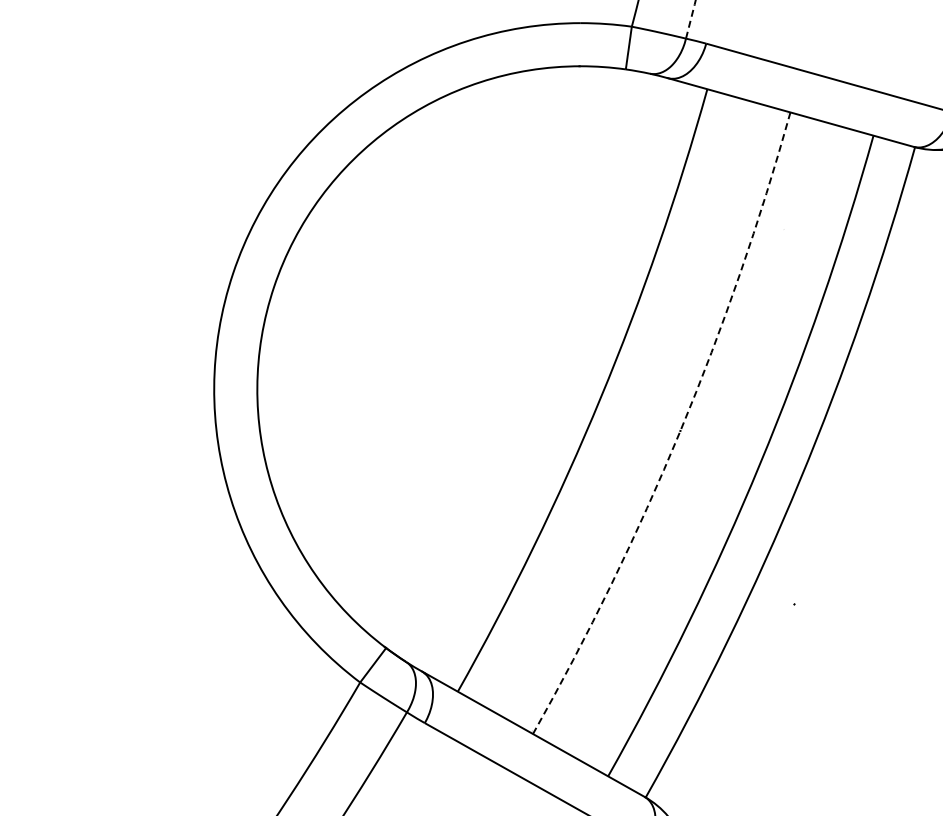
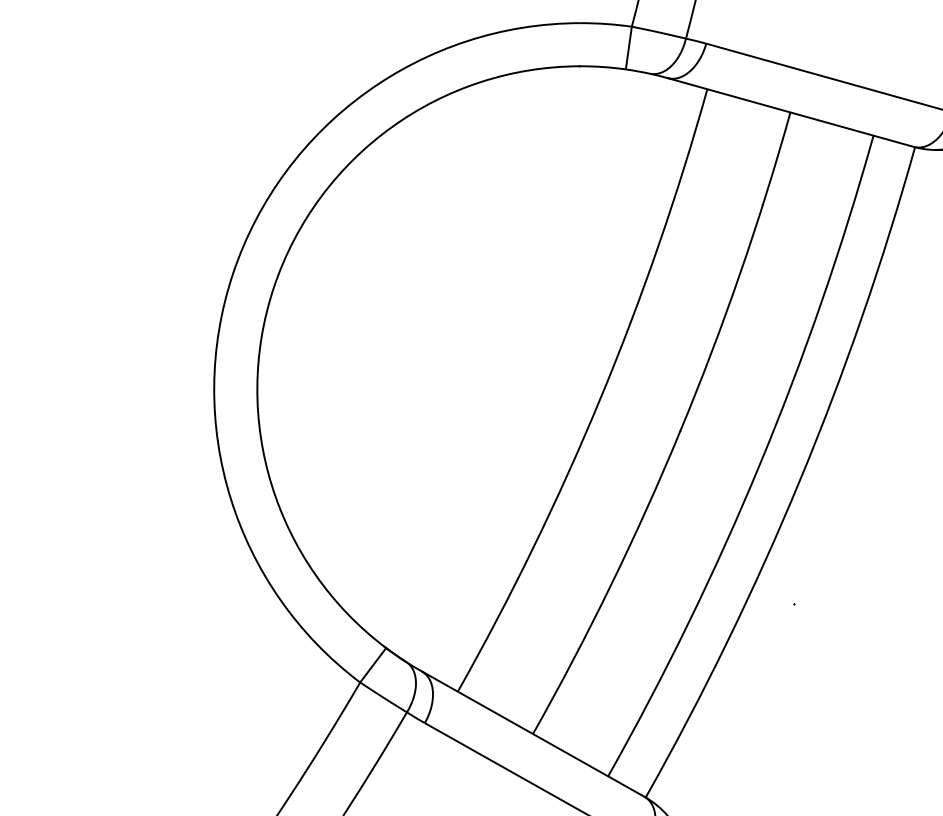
arc: dashed -> solid (690, 19)
arc: dashed -> solid (680, 430)
